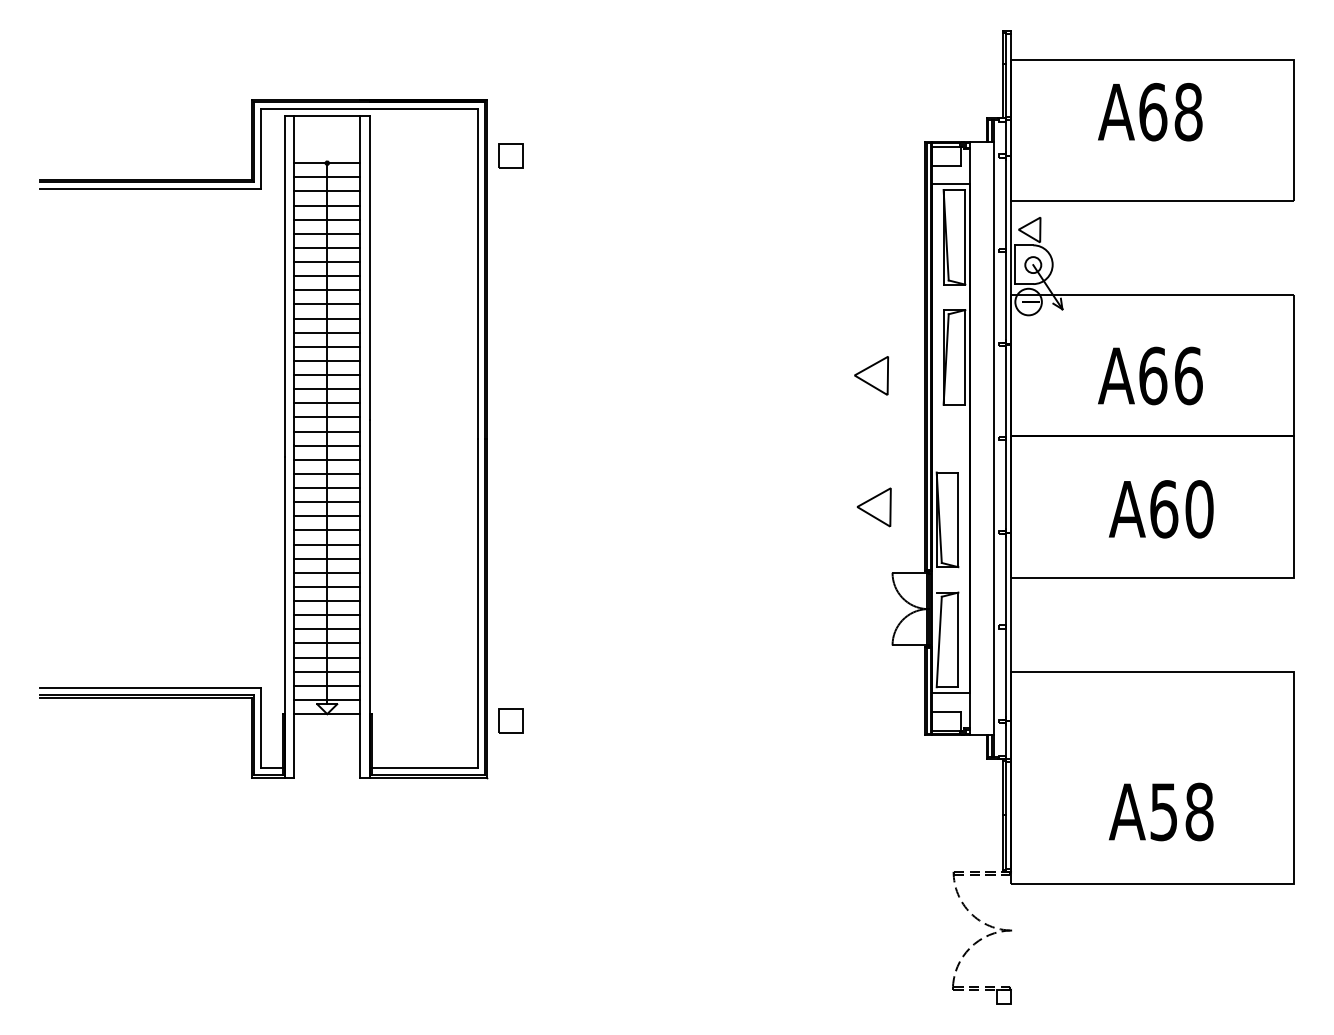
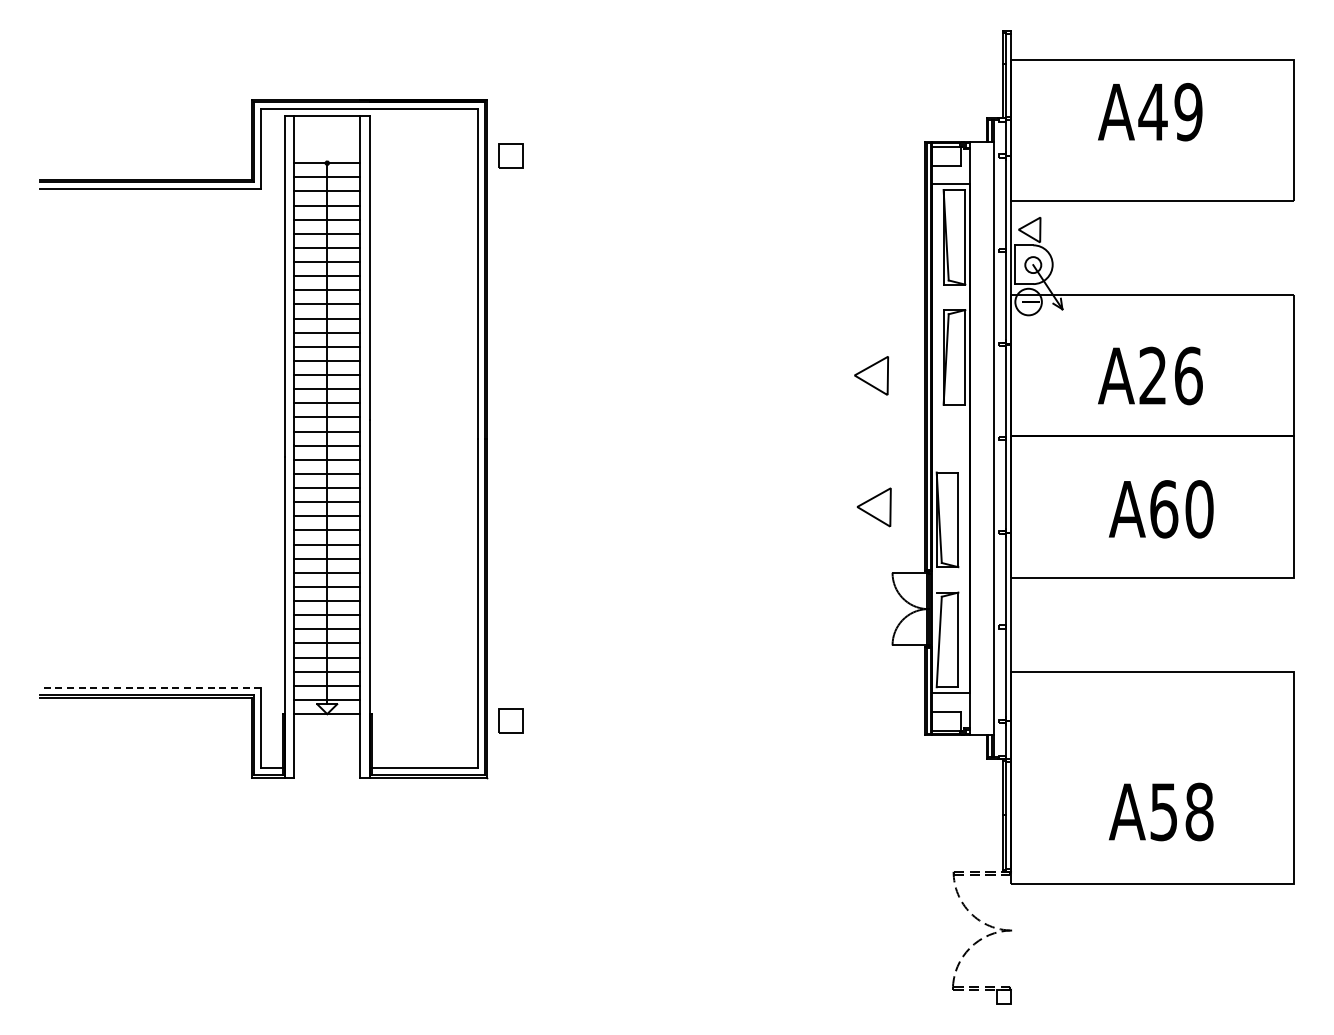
text: A68 -> A49 (1170, 111)
text: A66 -> A26 (1153, 375)
line: solid -> dashed (150, 688)
